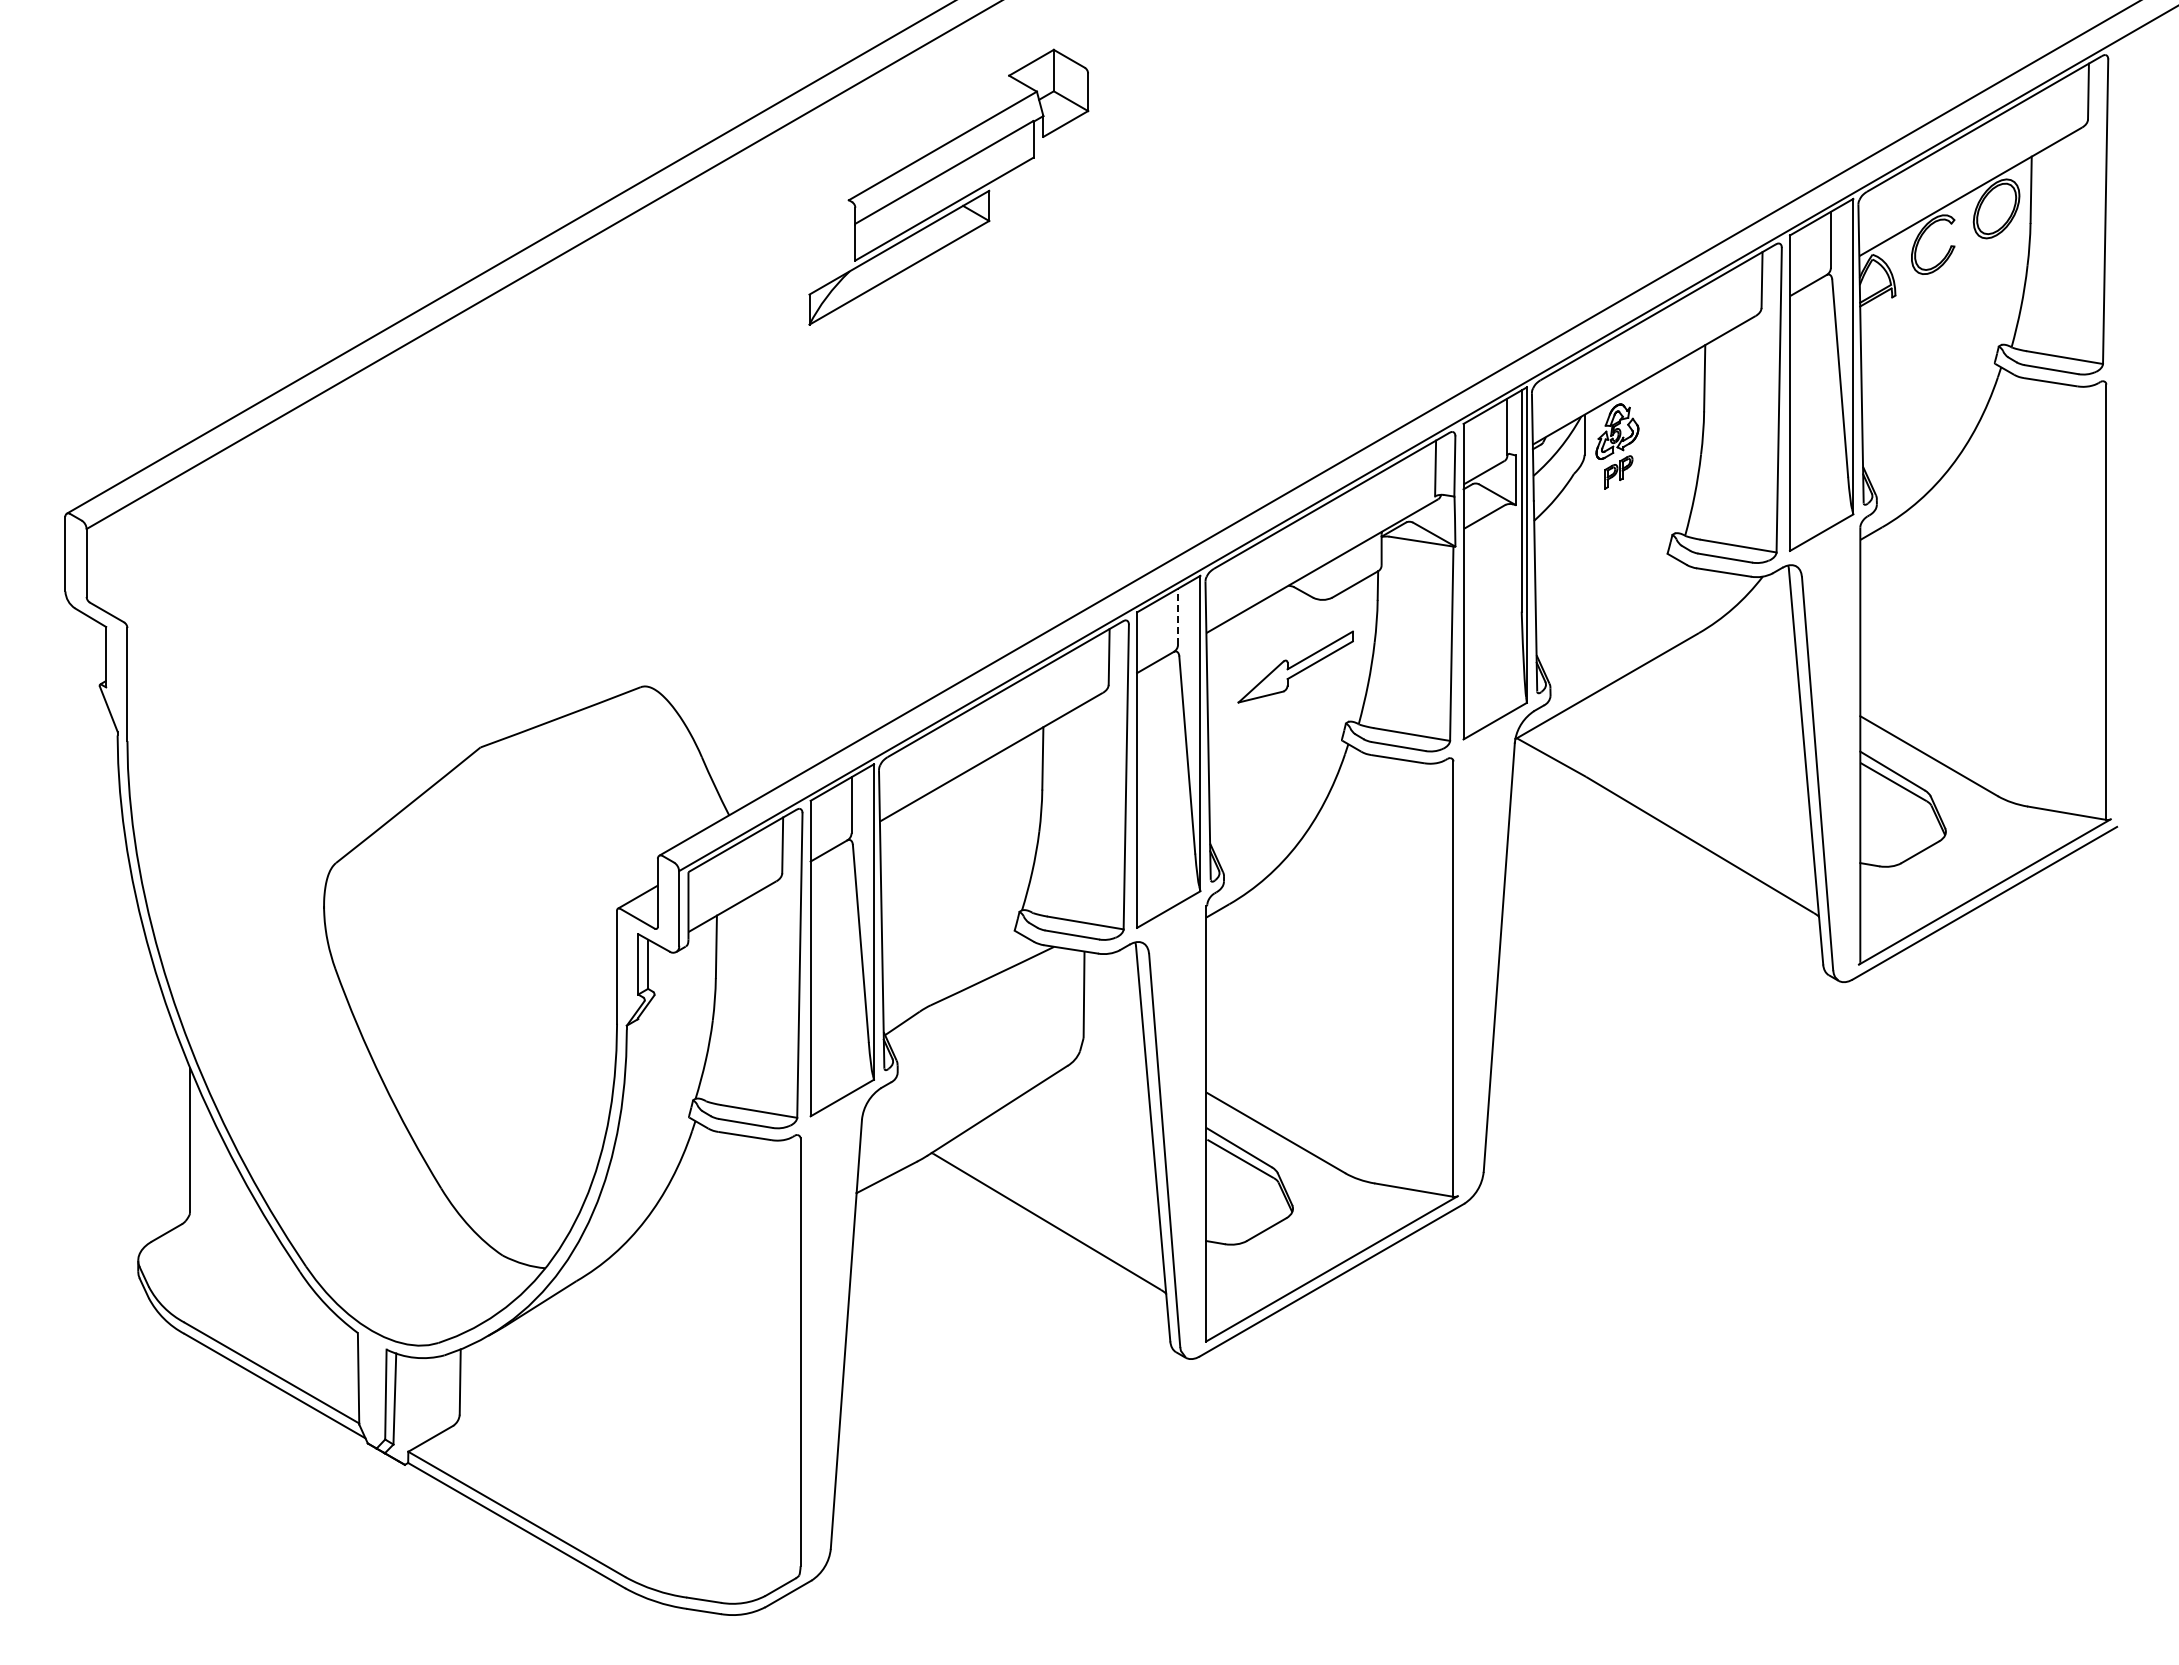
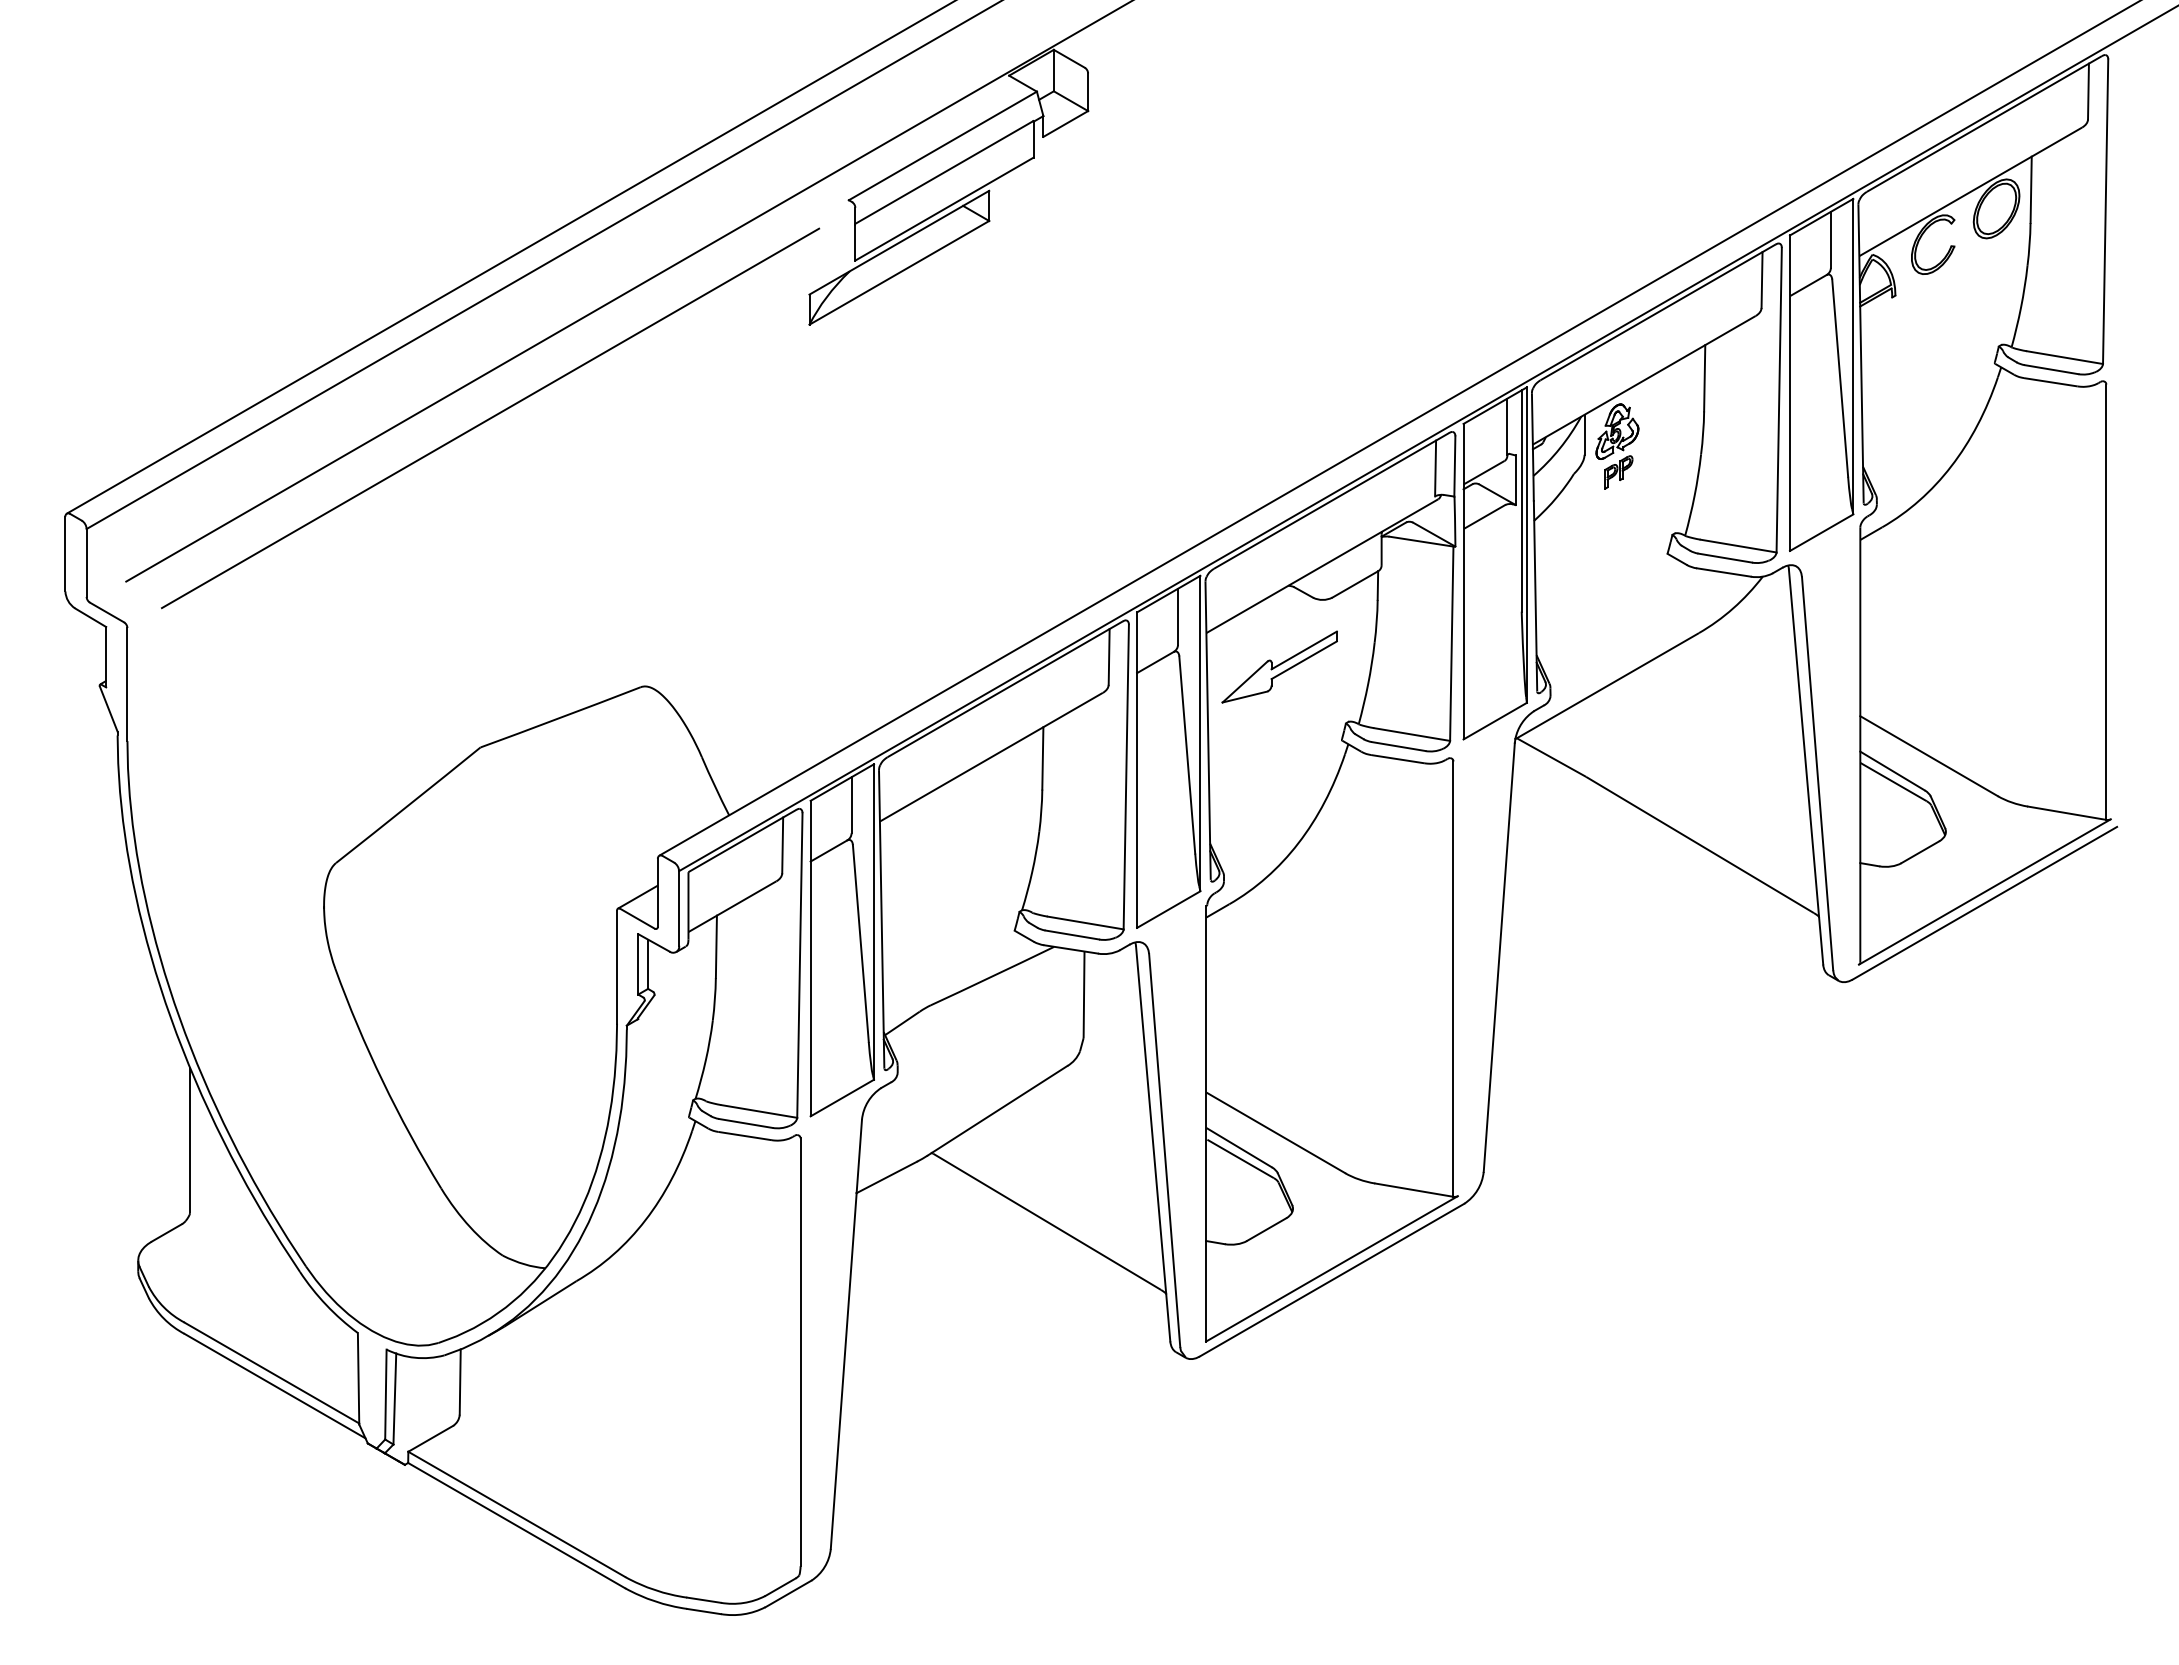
line: none -> present (628, 291)
line: none -> present (490, 418)
line: dashed -> solid (1178, 616)
part position: (1295, 666) -> (1279, 666) (1279, 666)
